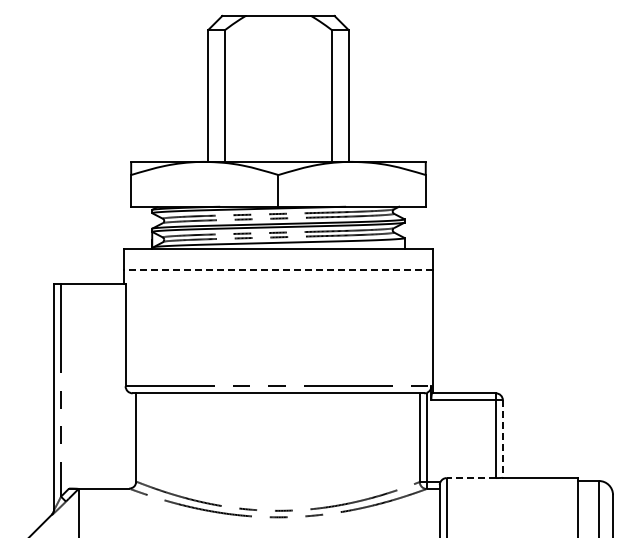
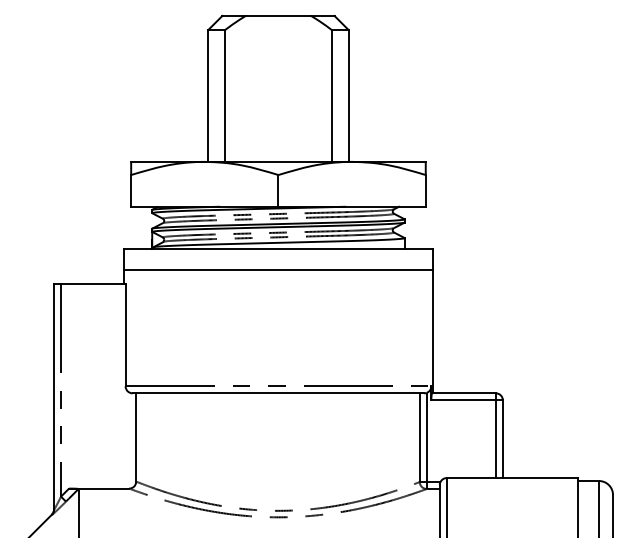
line: dashed -> solid (277, 269)
line: dashed -> solid (502, 439)
line: dashed -> solid (471, 478)
